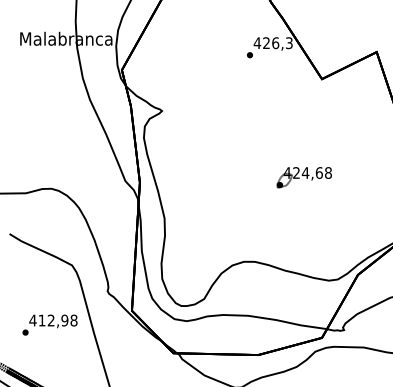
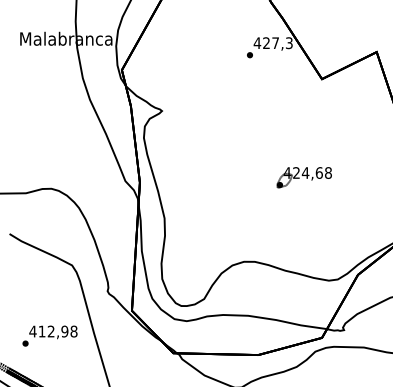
text: 426,3 -> 427,3 (275, 43)
text position: (49, 324) -> (49, 335) (49, 335)
